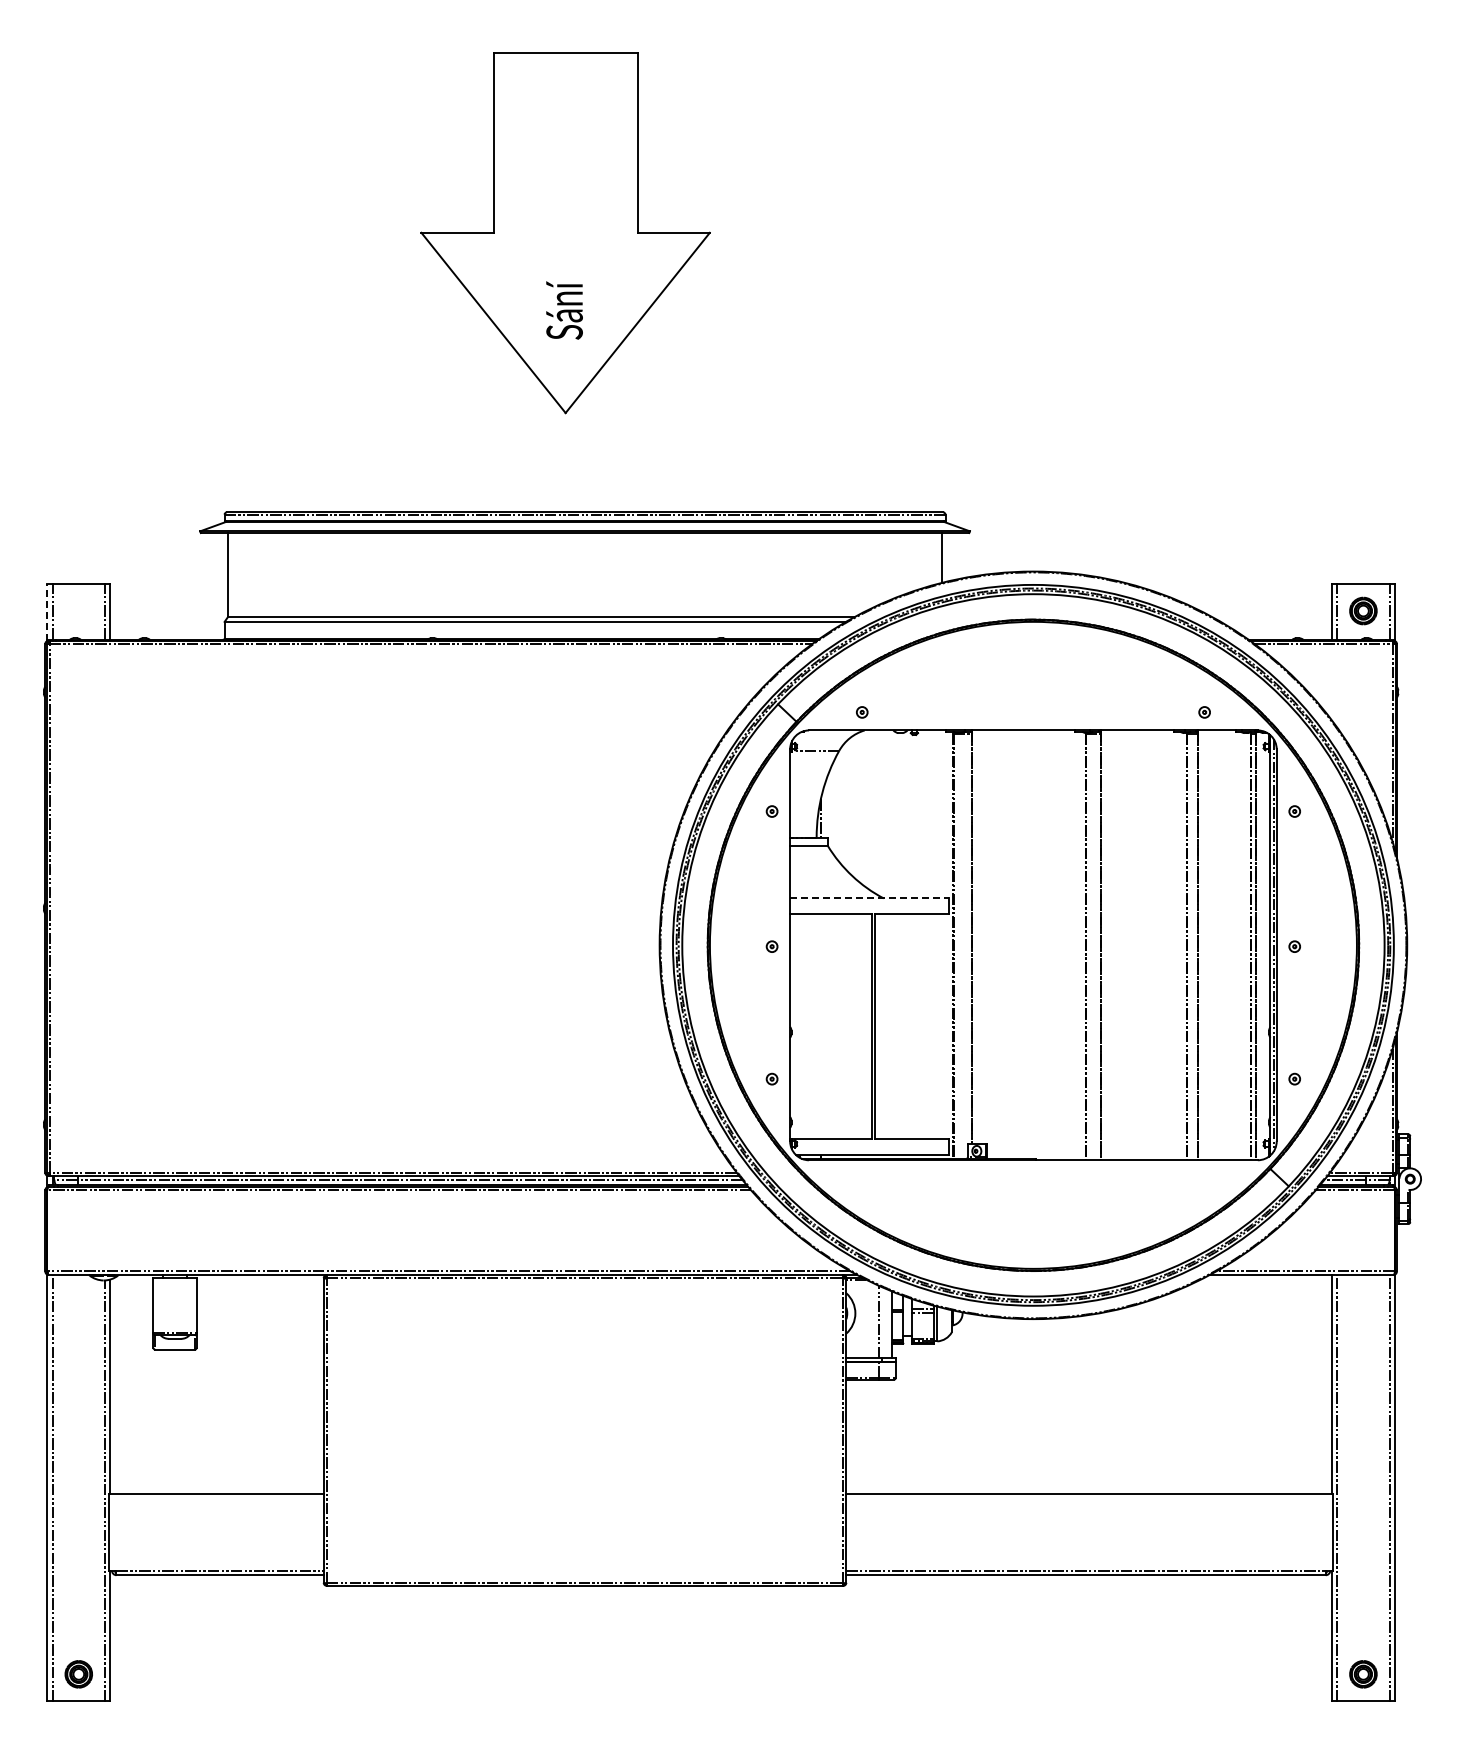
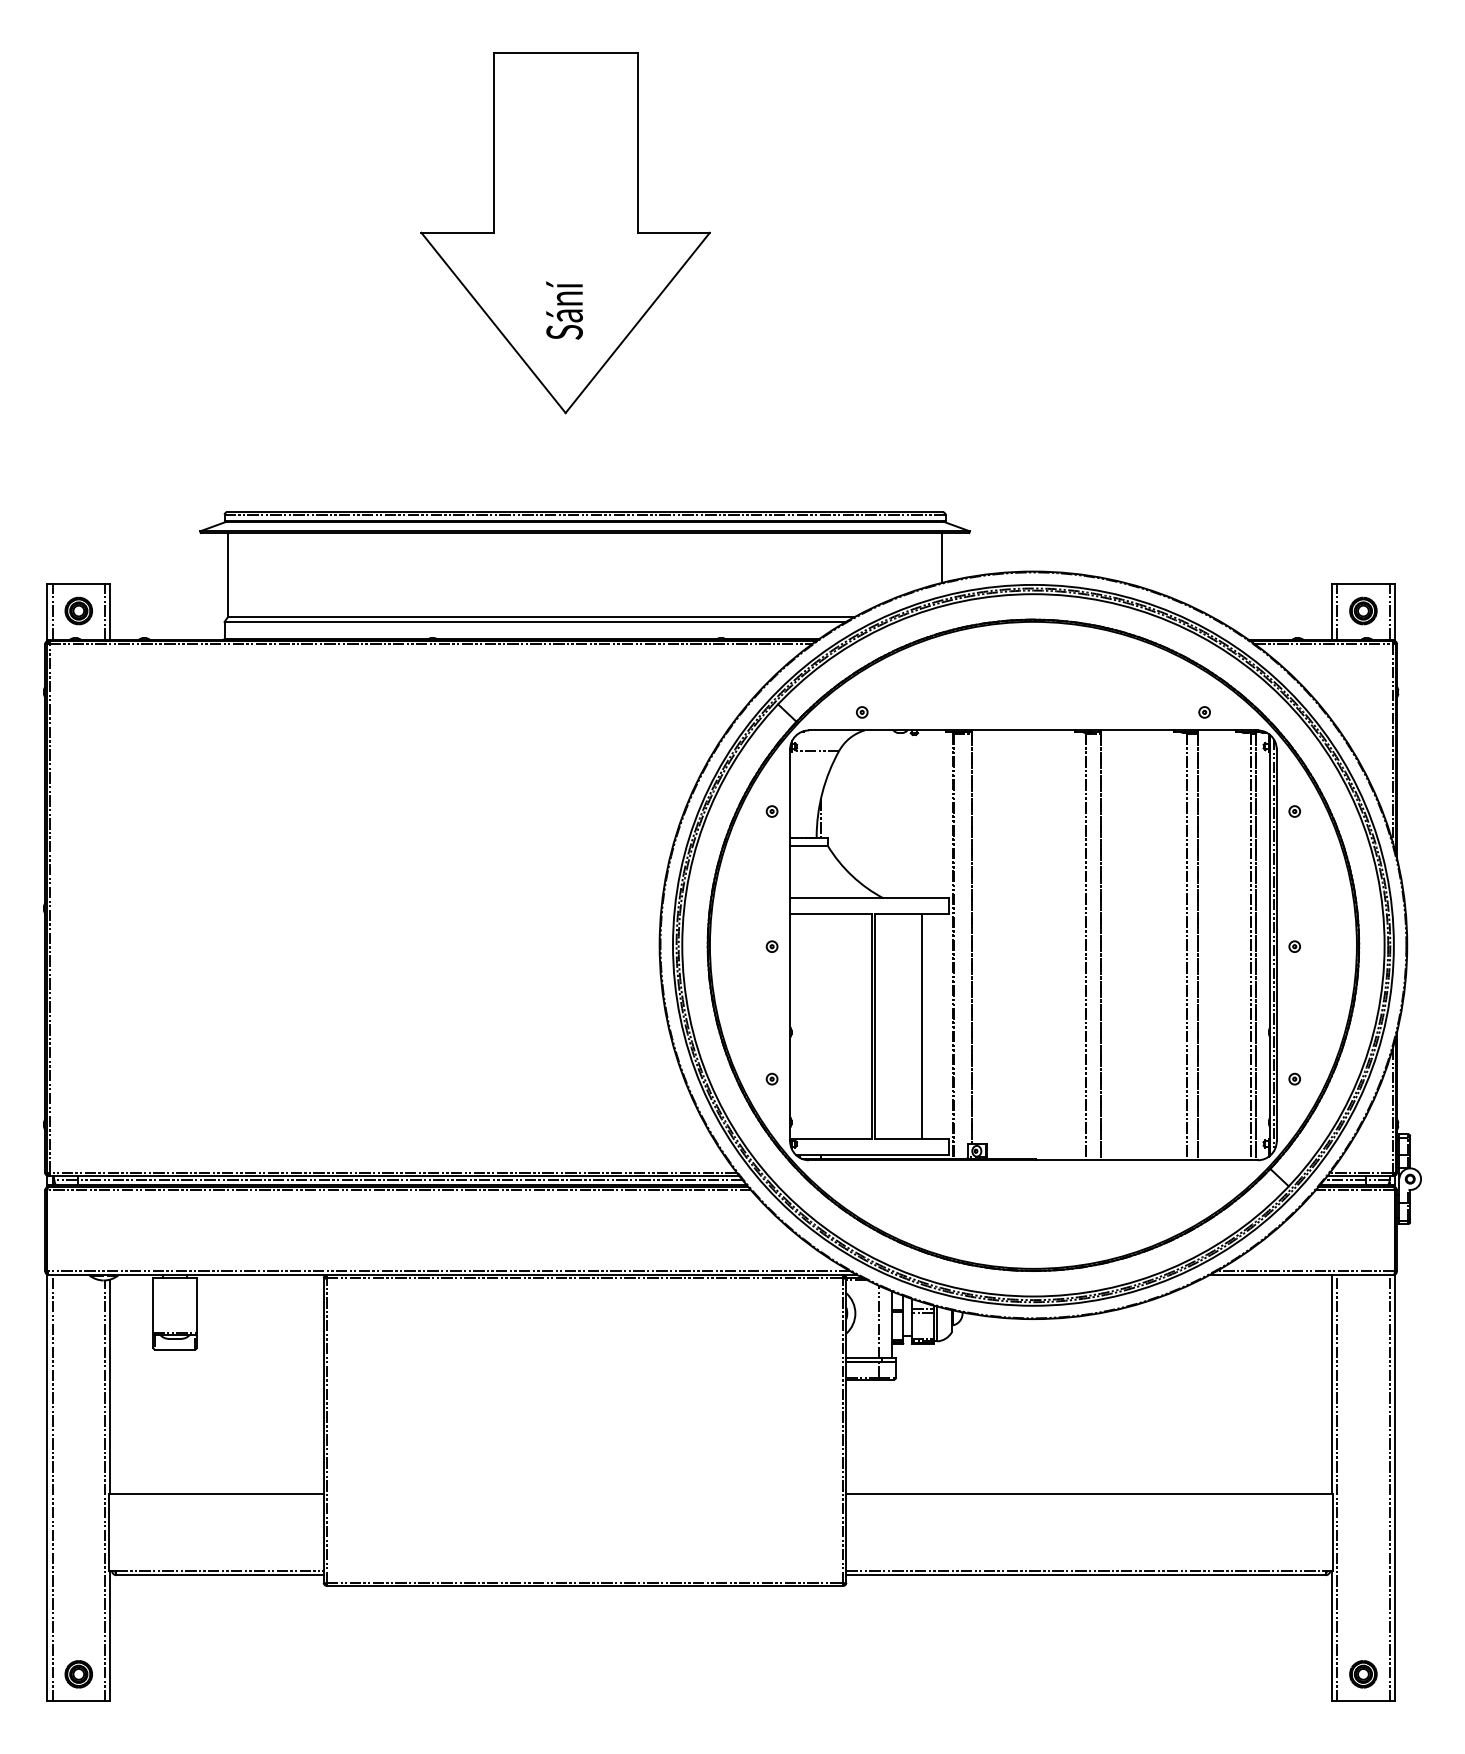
part: none -> present (78, 610)
line: dashed -> solid (47, 612)
line: dashed -> solid (870, 898)
line: none -> present (922, 1026)
